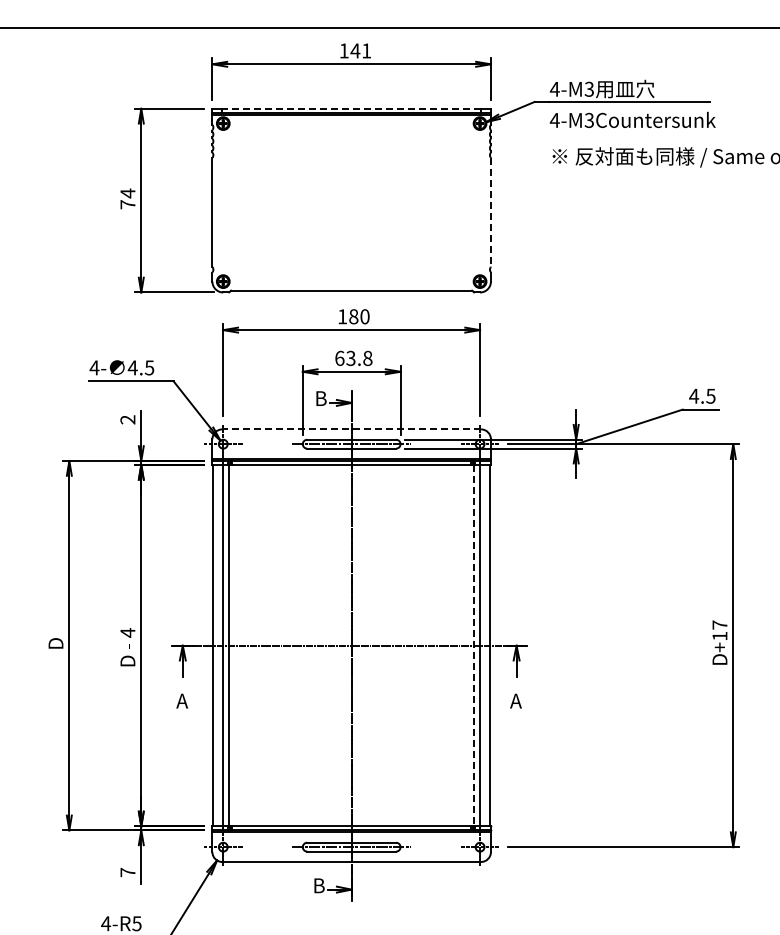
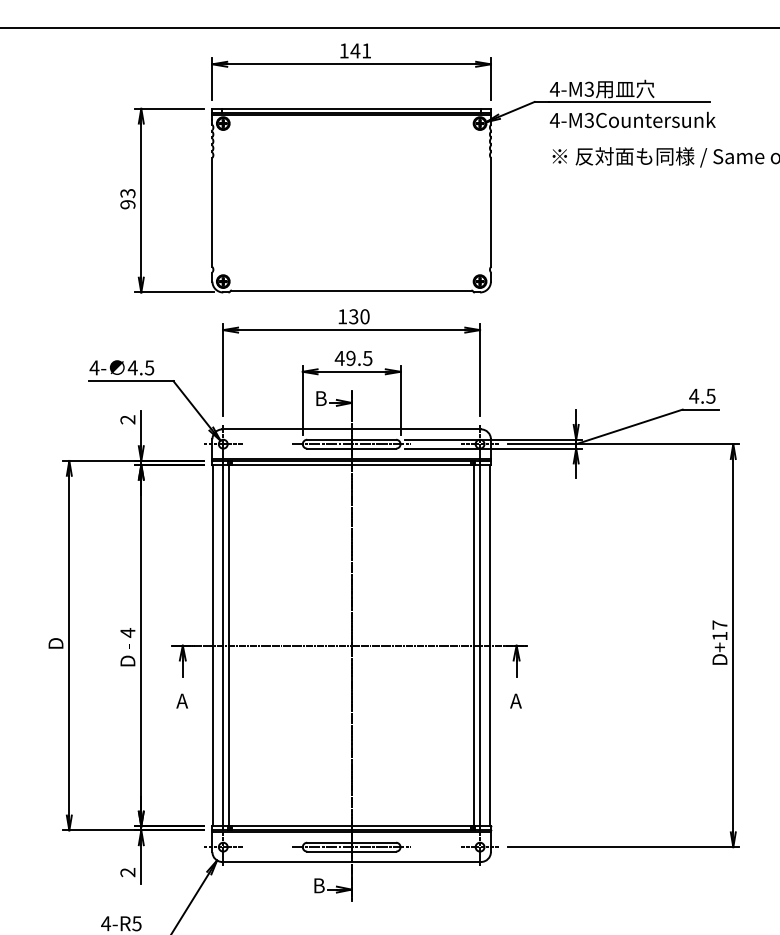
line: dashed -> solid (351, 108)
text: 74 -> 93 (127, 198)
line: dashed -> solid (490, 212)
text: 180 -> 130 (353, 316)
text: 63.8 -> 49.5 (353, 358)
line: dashed -> solid (351, 429)
line: dashed -> solid (474, 645)
text: 7 -> 2 (127, 872)
